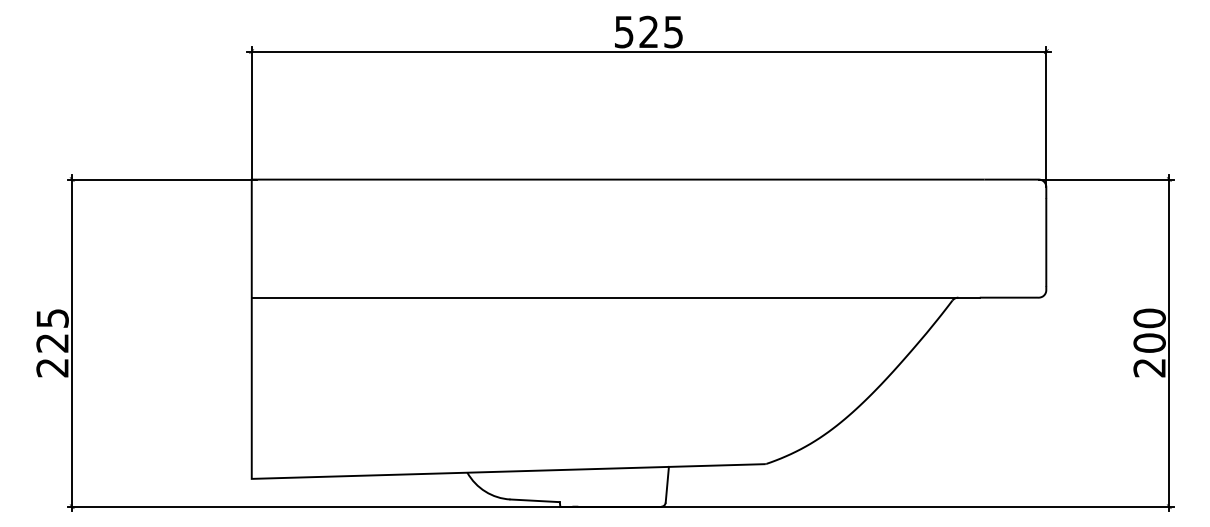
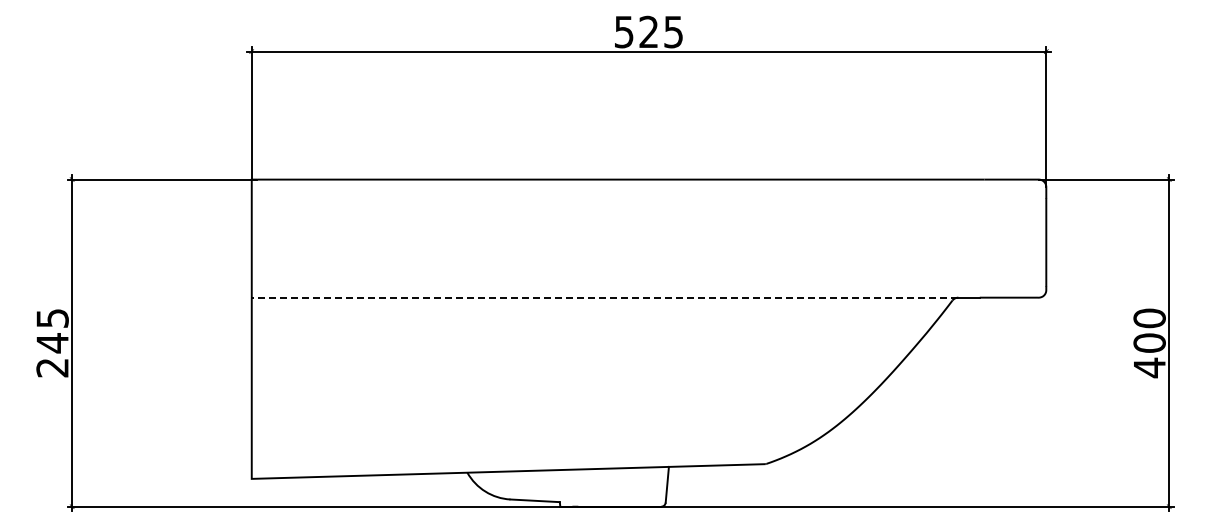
line: solid -> dashed (604, 297)
text: 225 -> 245 (52, 343)
text: 200 -> 400 (1149, 367)
